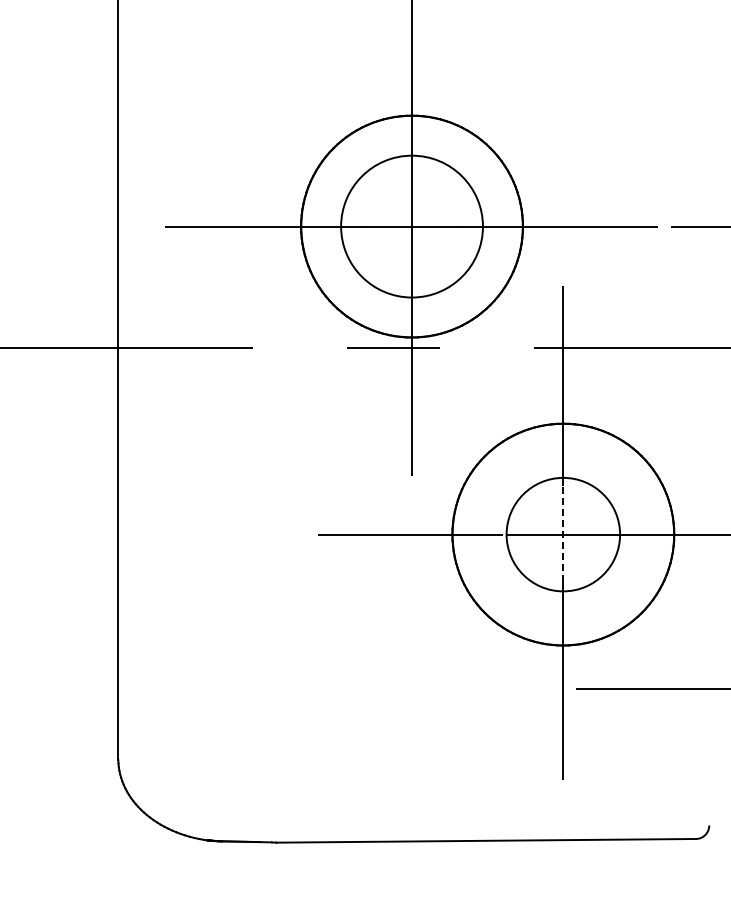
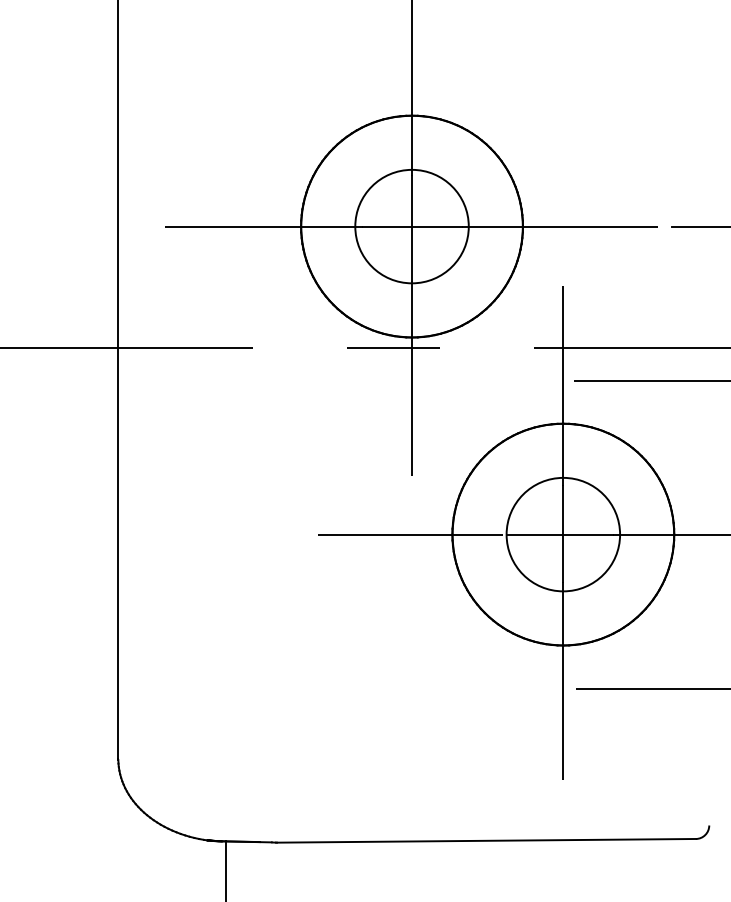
circle diameter: 142 px -> 113 px (411, 226)
line: none -> present (650, 380)
line: dashed -> solid (563, 534)
line: none -> present (225, 869)
